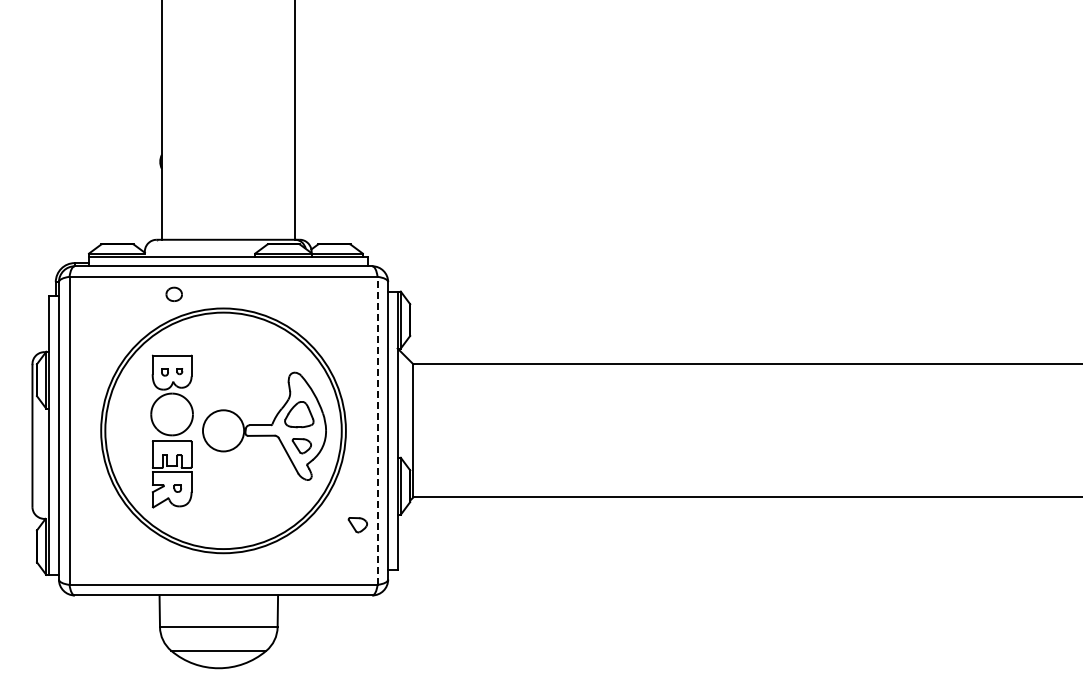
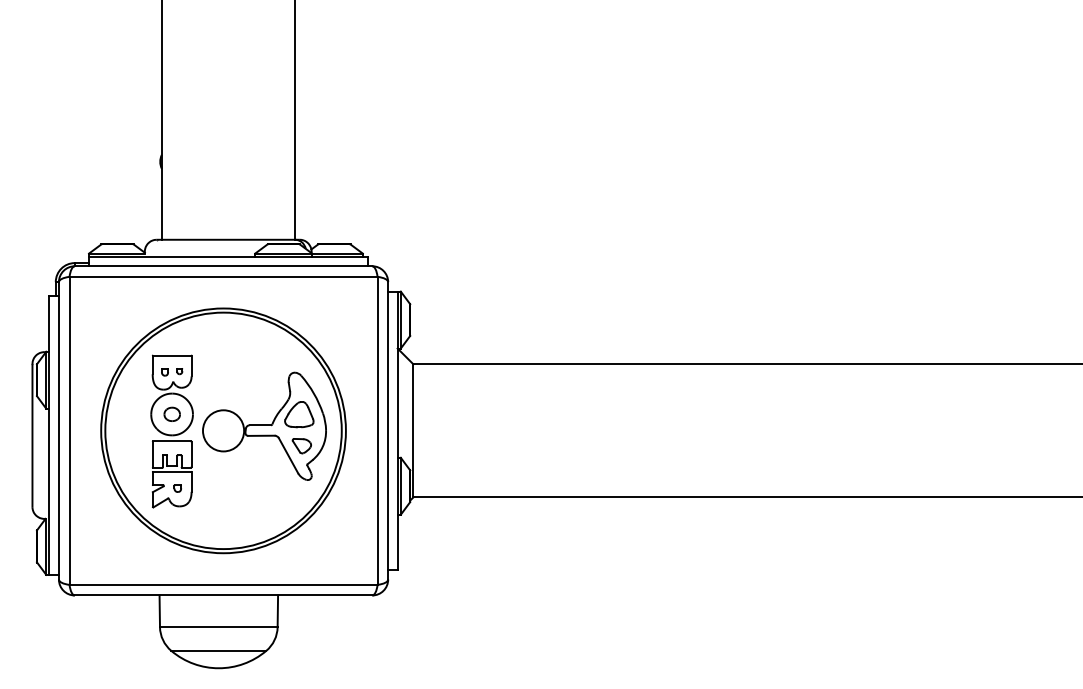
part position: (173, 293) -> (171, 413) (171, 413)
line: dashed -> solid (377, 430)
part: present -> none (357, 525)
